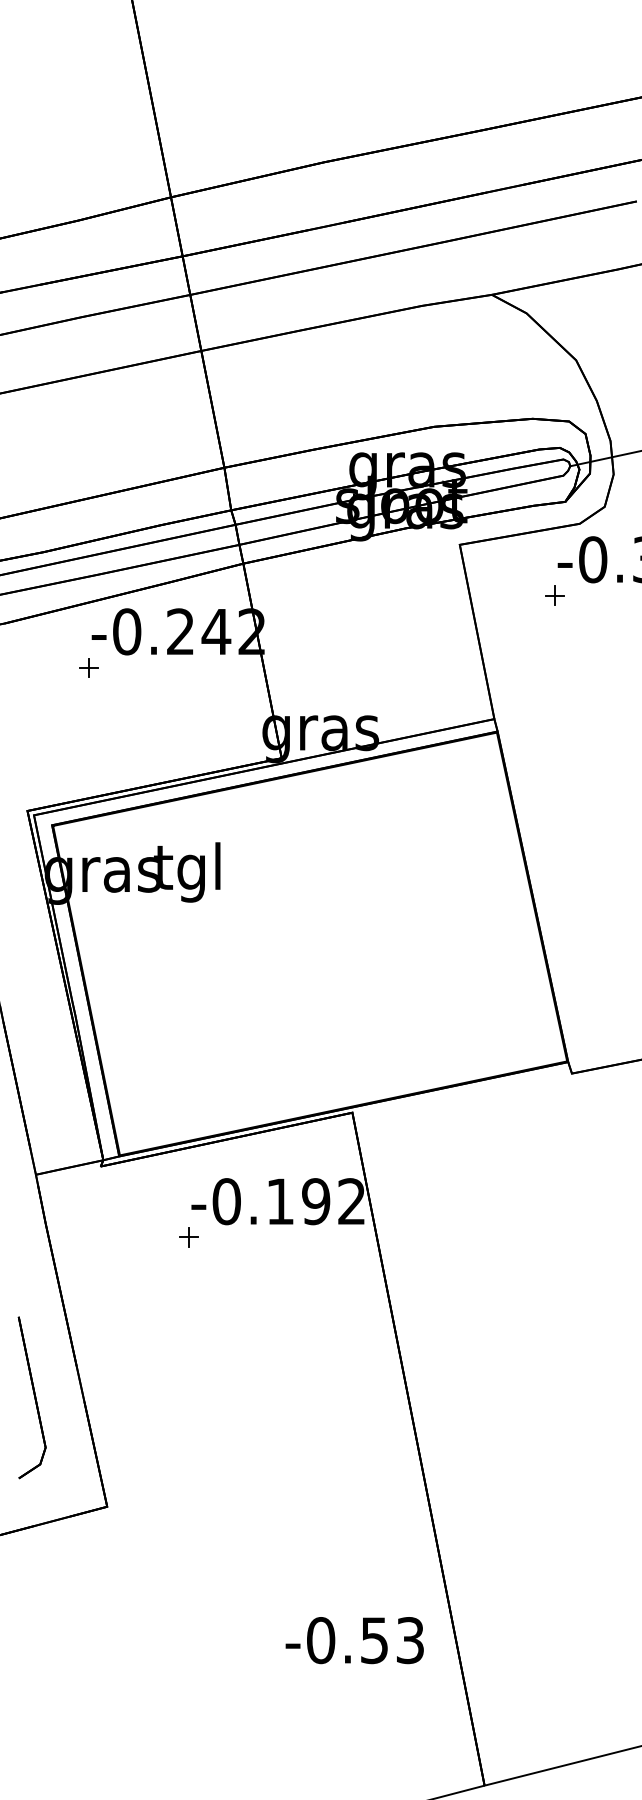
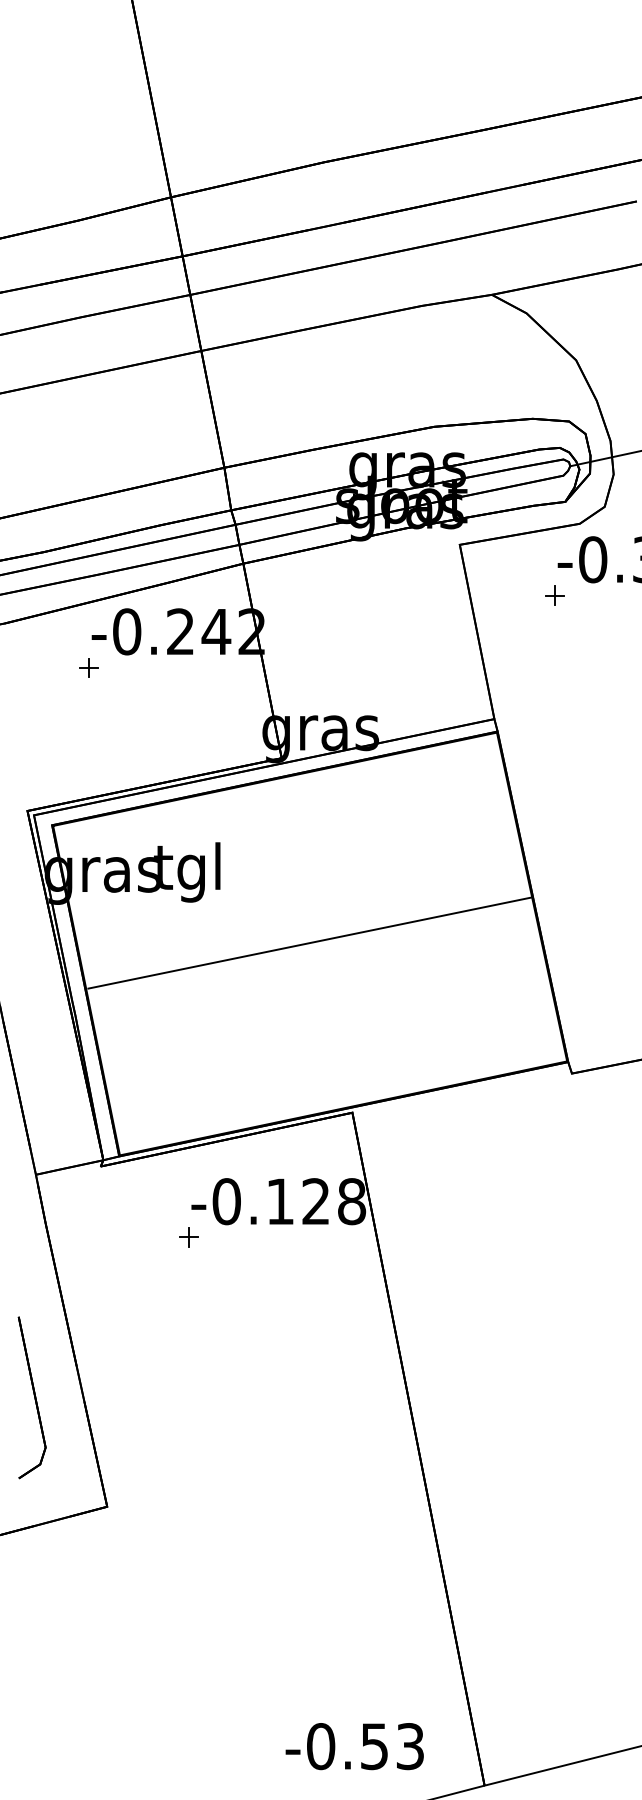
line: none -> present (309, 942)
text: -0.192 -> -0.128 (334, 1201)
text position: (354, 1640) -> (354, 1746) (354, 1746)
